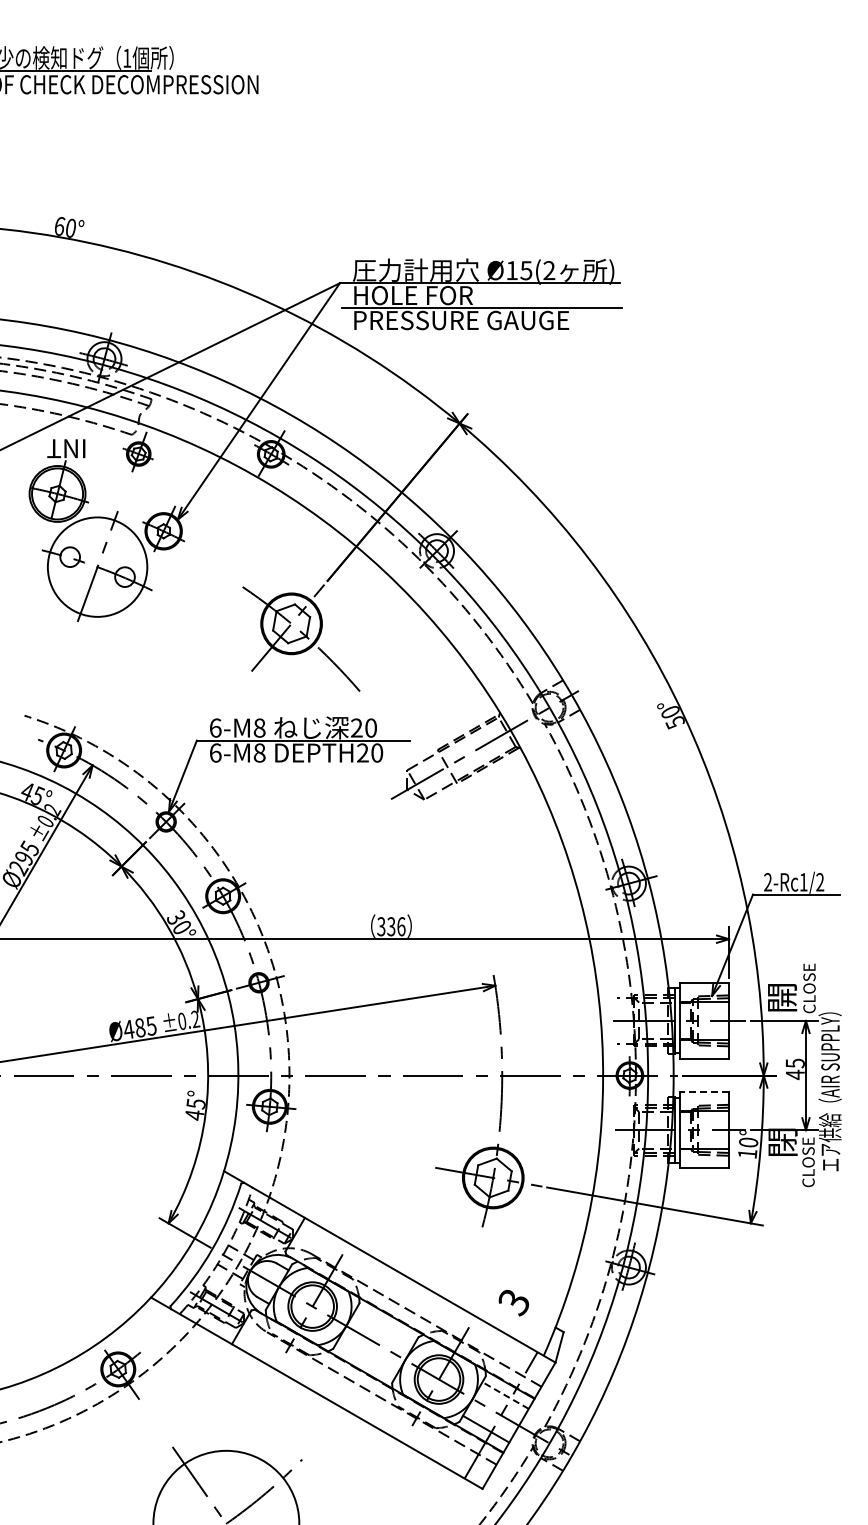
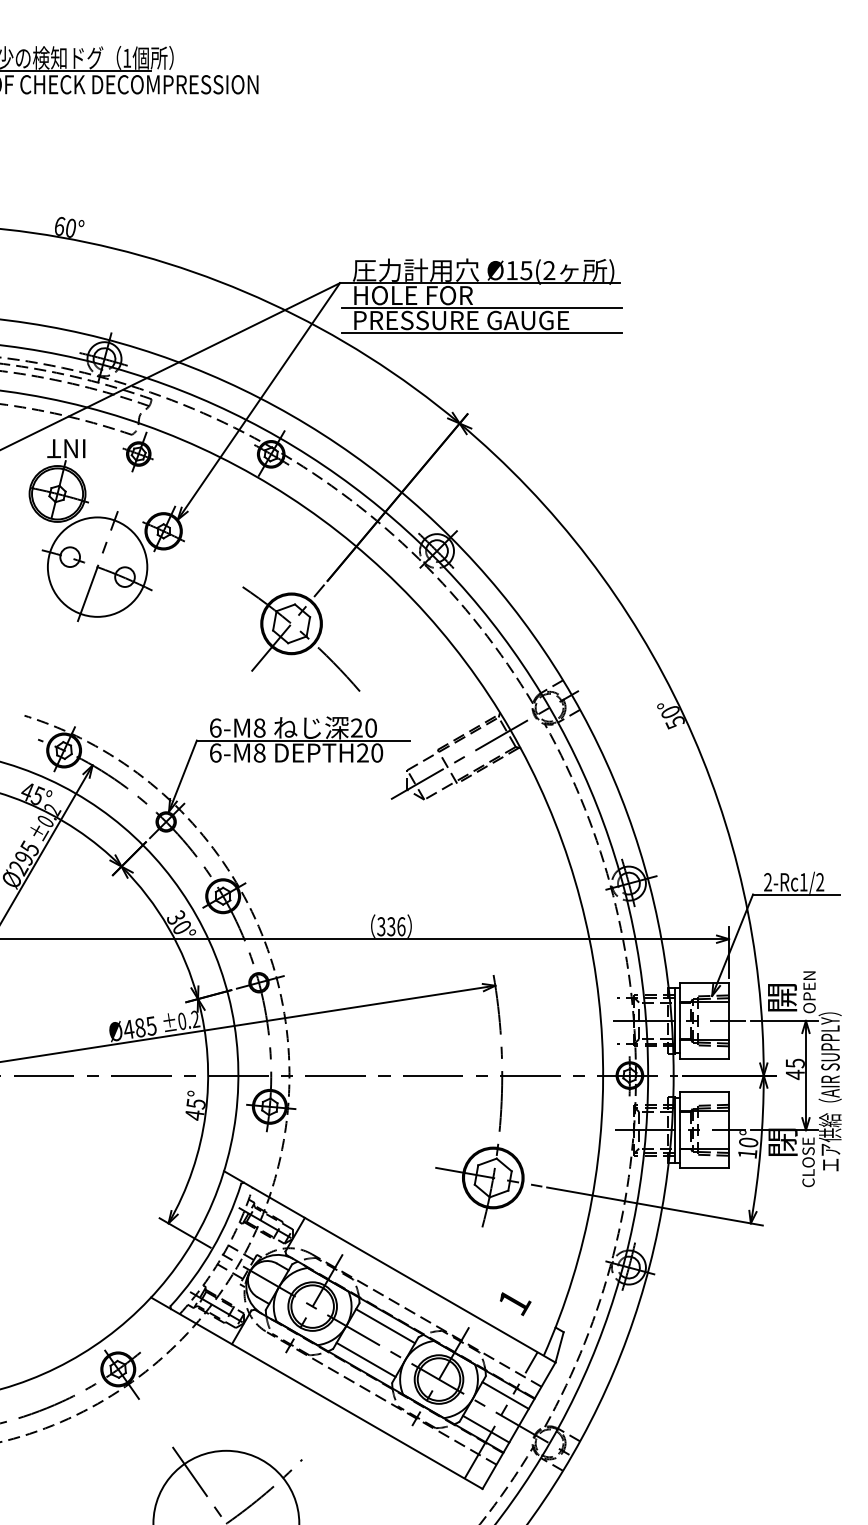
line: none -> present (481, 332)
text: CLOSE -> OPEN (809, 987)
line: dashed -> solid (704, 1092)
text: 3 -> 1 (514, 1302)
line: none -> present (385, 1326)
line: none -> present (365, 1359)
line: dashed -> solid (505, 1395)
